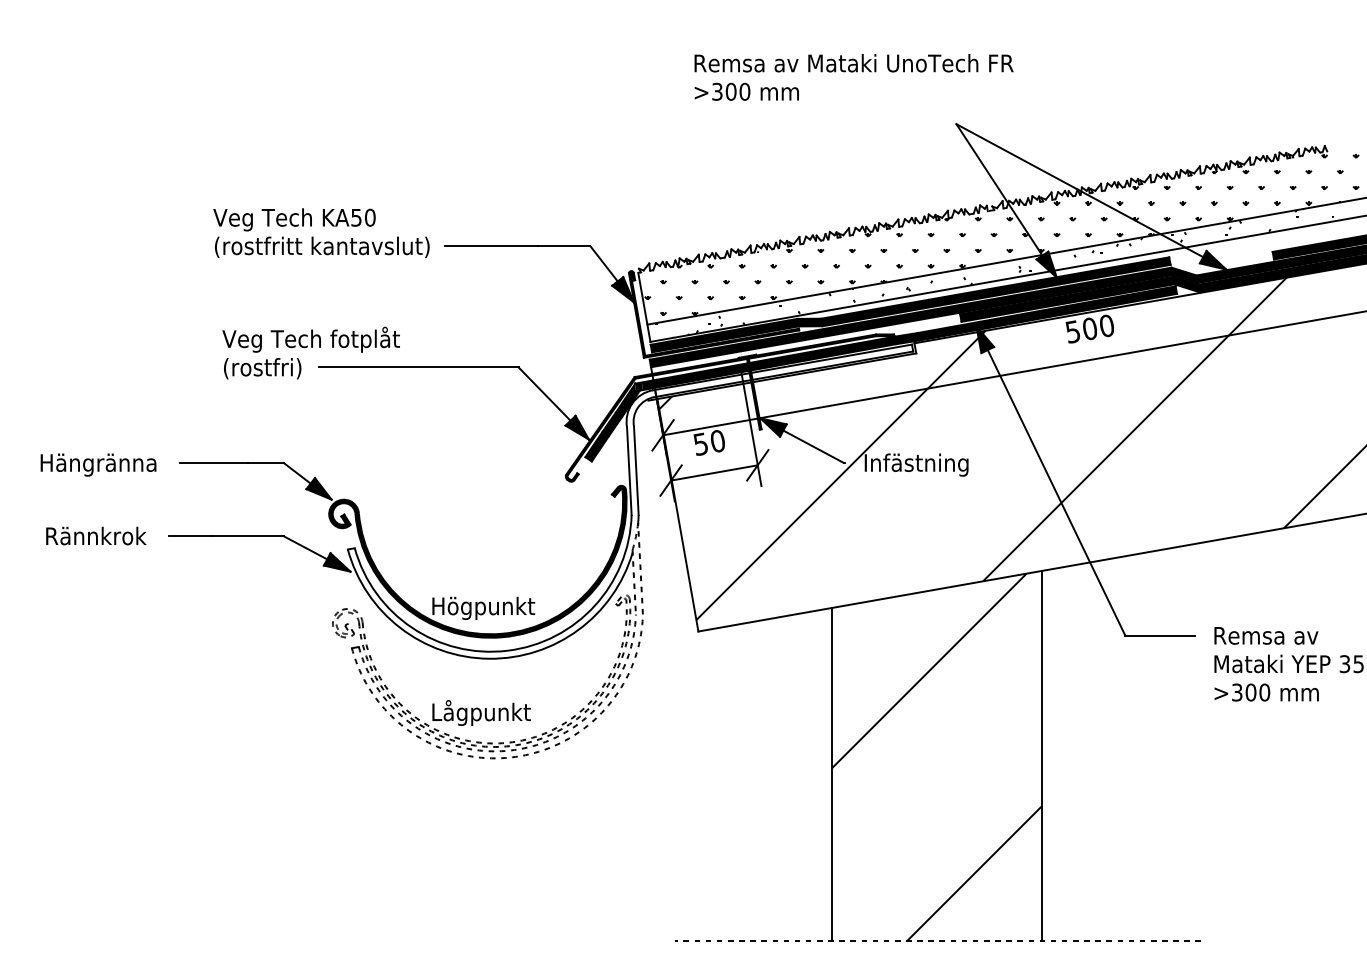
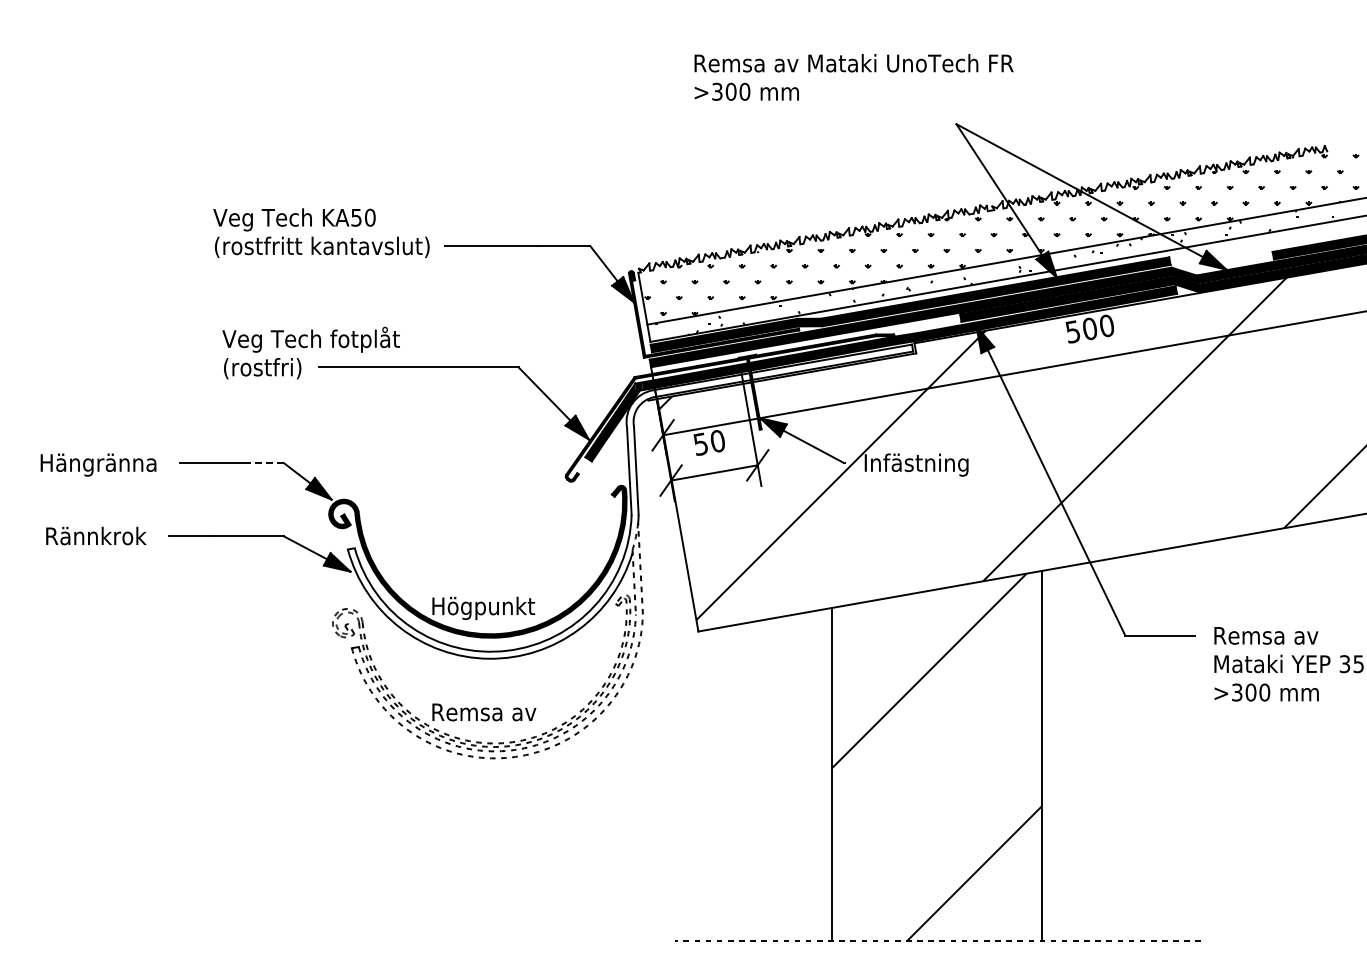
line: solid -> dashed (265, 463)
text: Lågpunkt -> Remsa av (485, 712)
